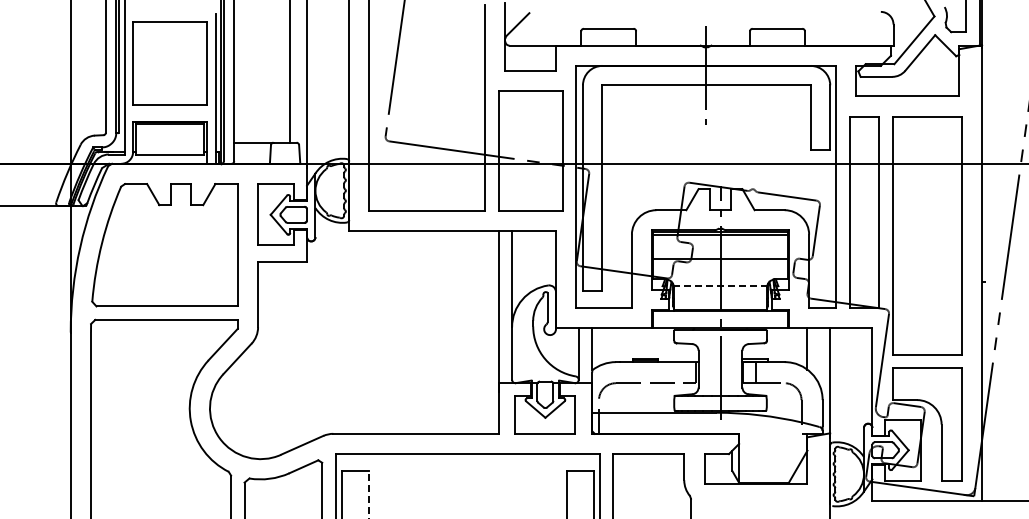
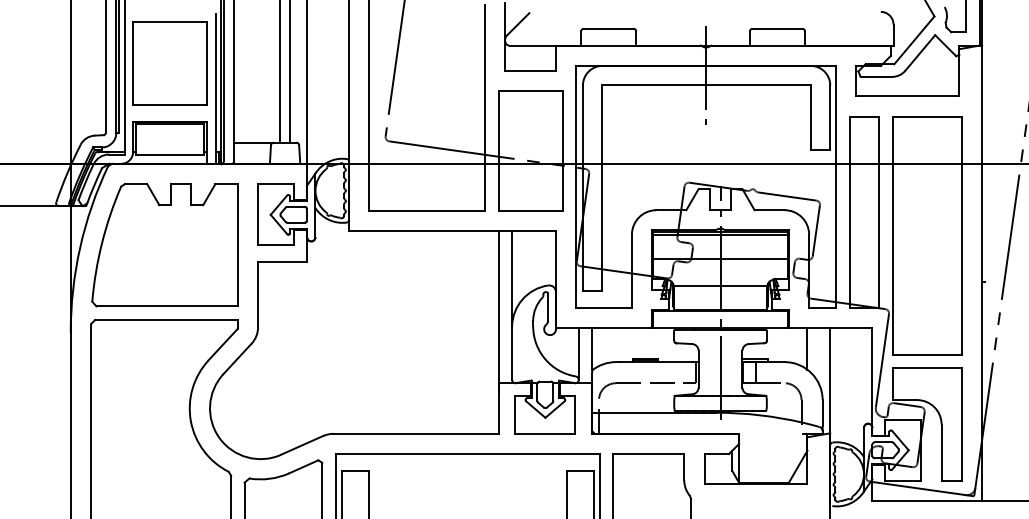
line: none -> present (280, 72)
line: dashed -> solid (720, 286)
line: dashed -> solid (369, 494)
